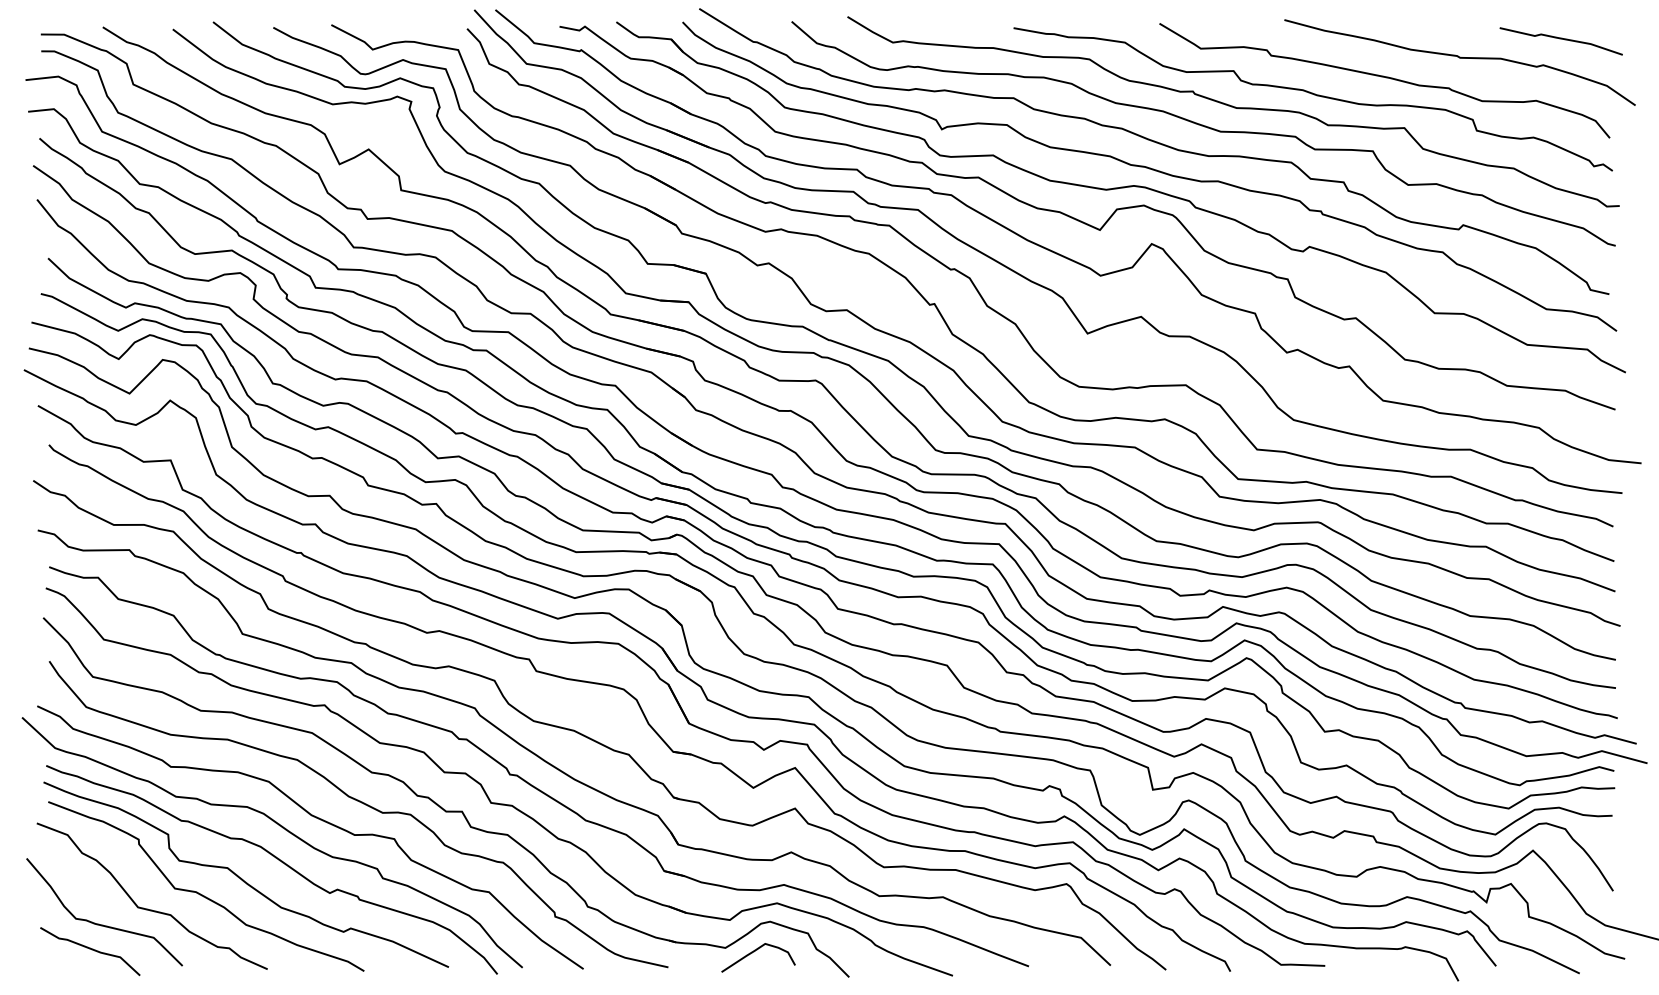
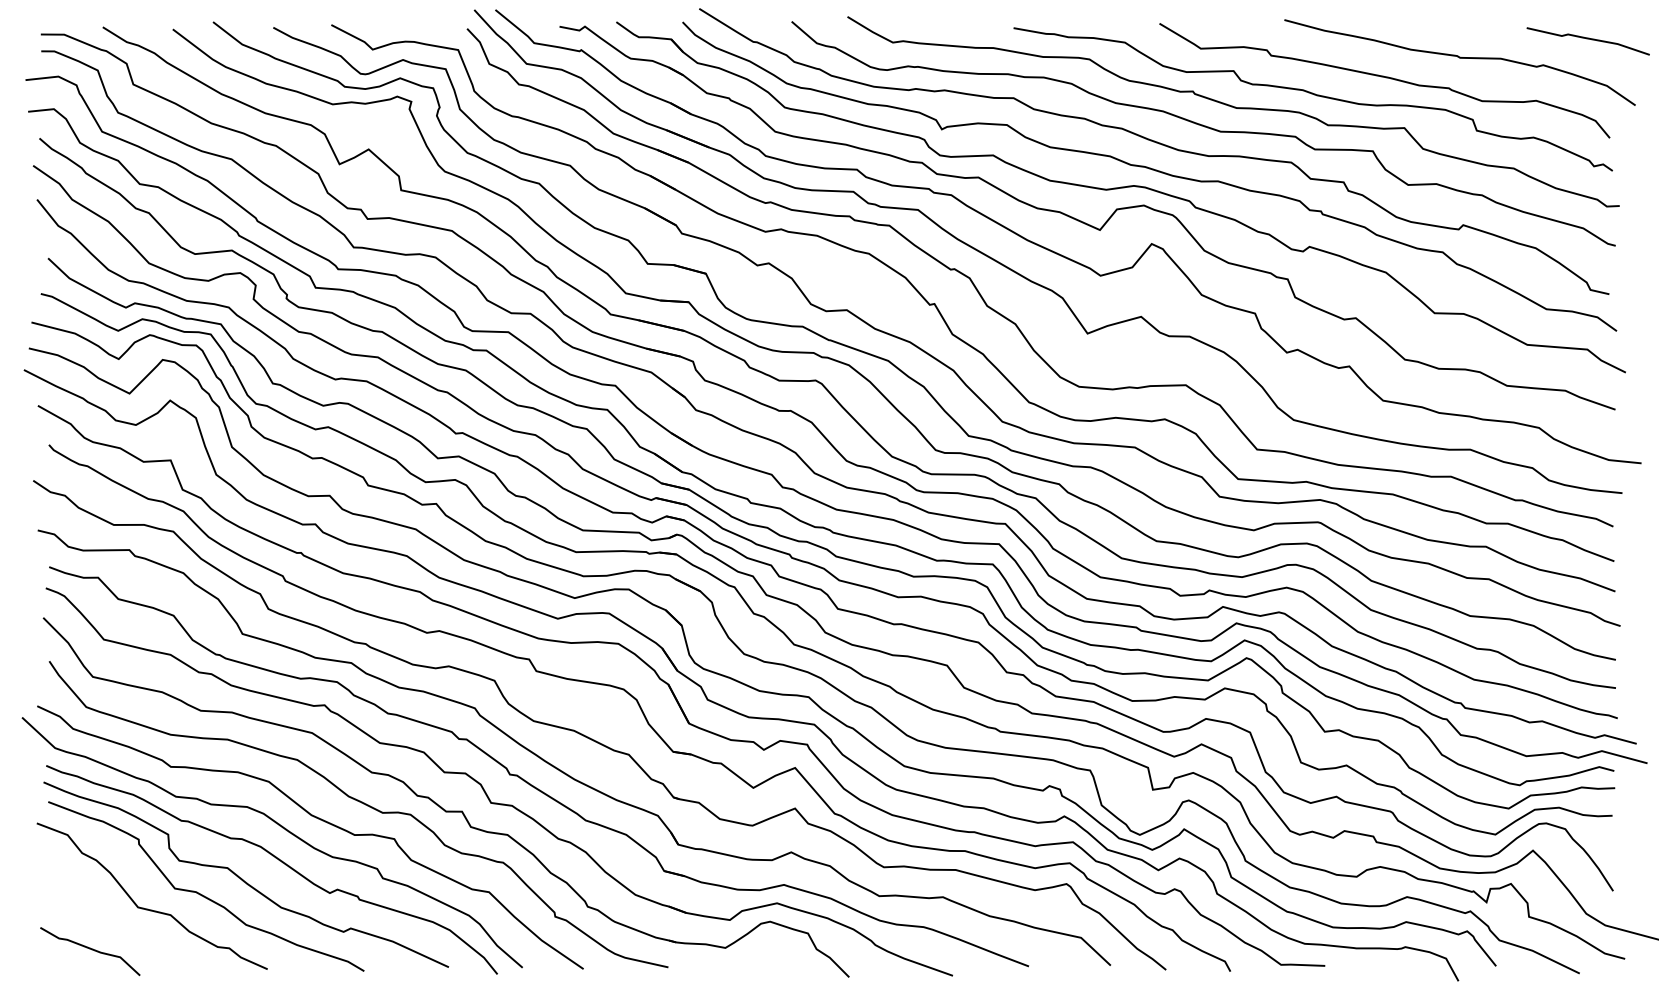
curve position: (1560, 39) -> (1587, 39) (1587, 39)
curve: present -> none (103, 924)
curve: present -> none (754, 952)
